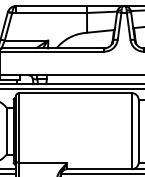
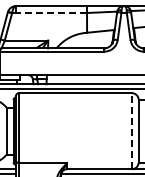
line: solid -> dashed (51, 13)
line: solid -> dashed (131, 130)
